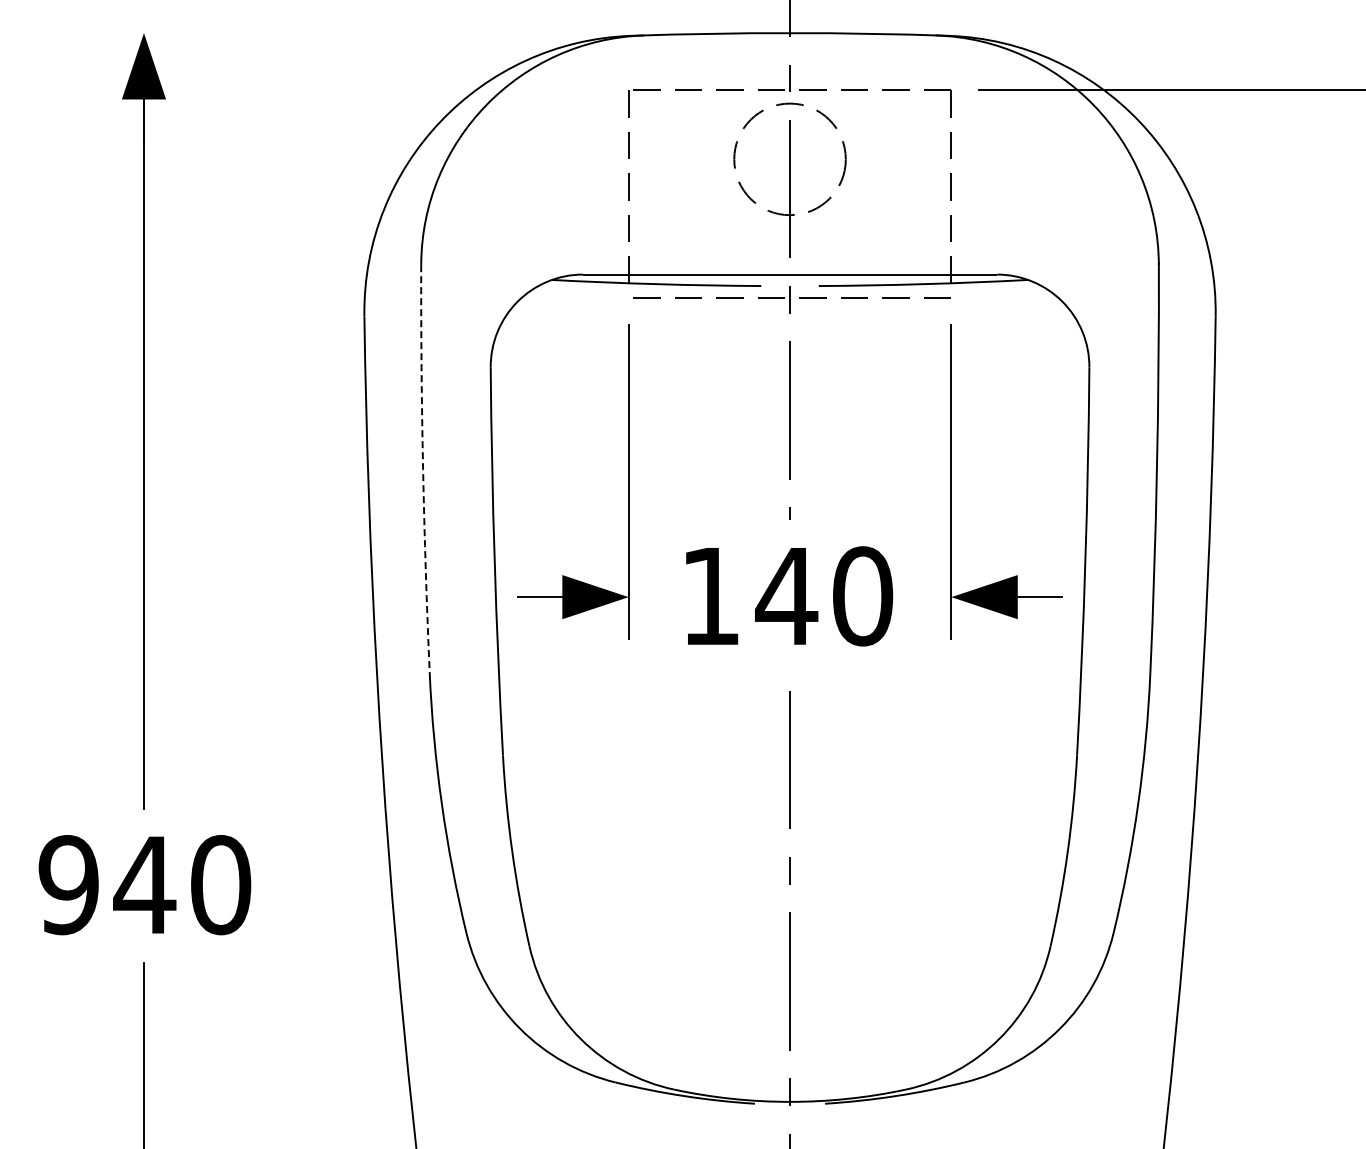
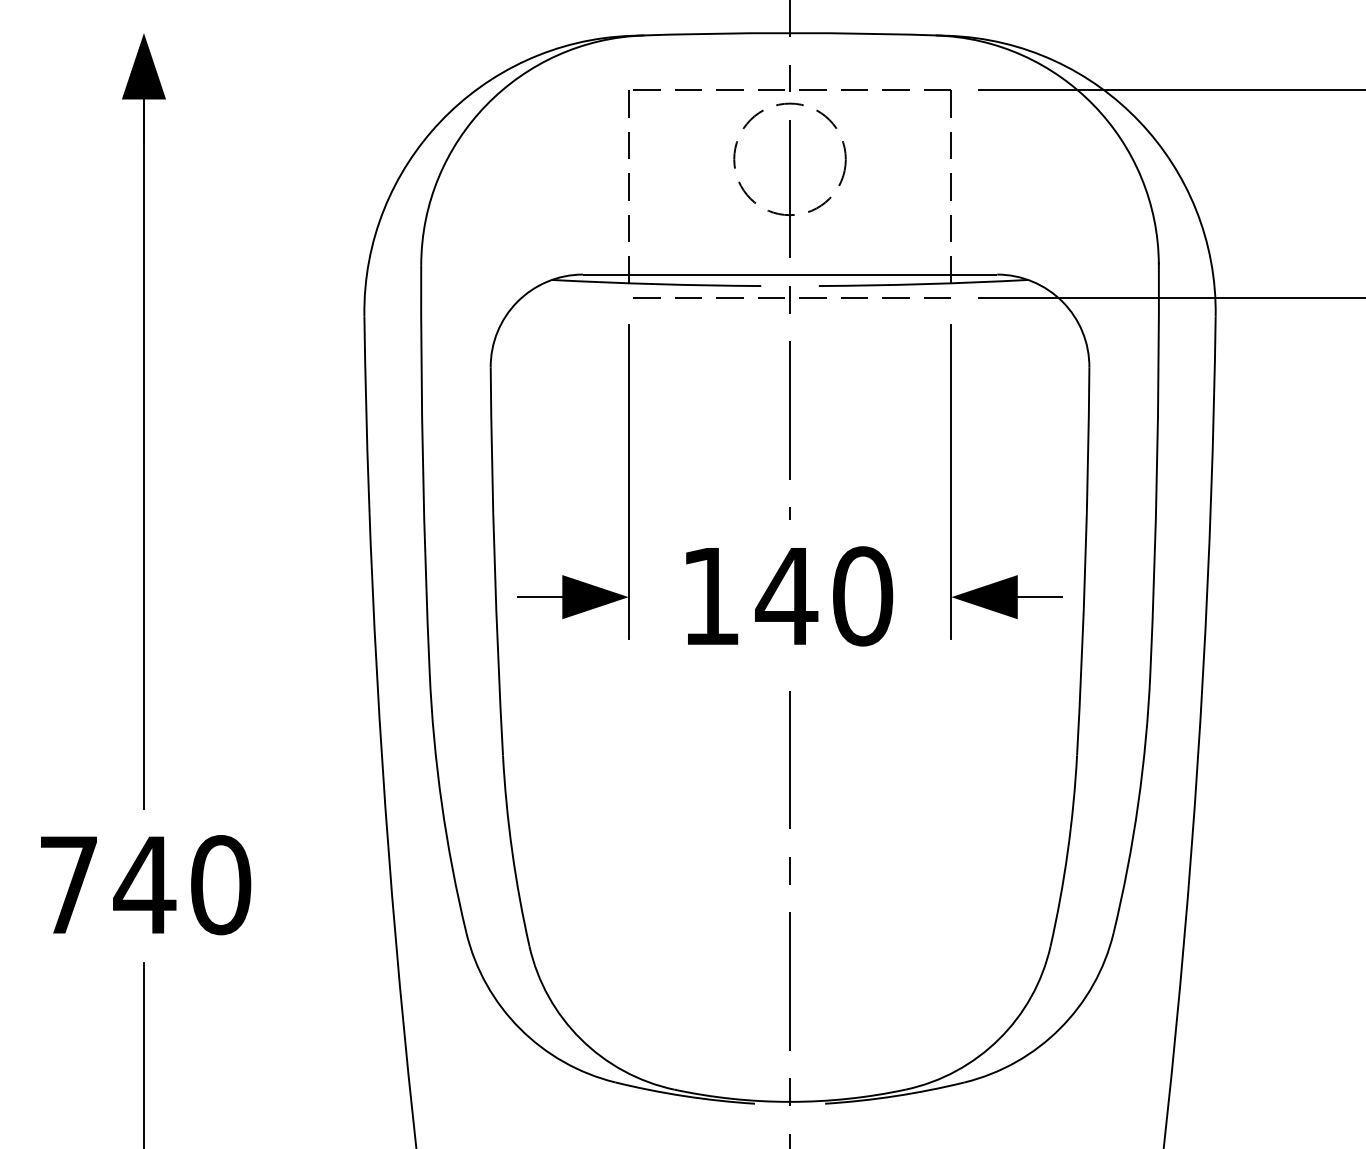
line: none -> present (1170, 297)
line: dashed -> solid (423, 469)
text: 940 -> 740 (68, 885)
